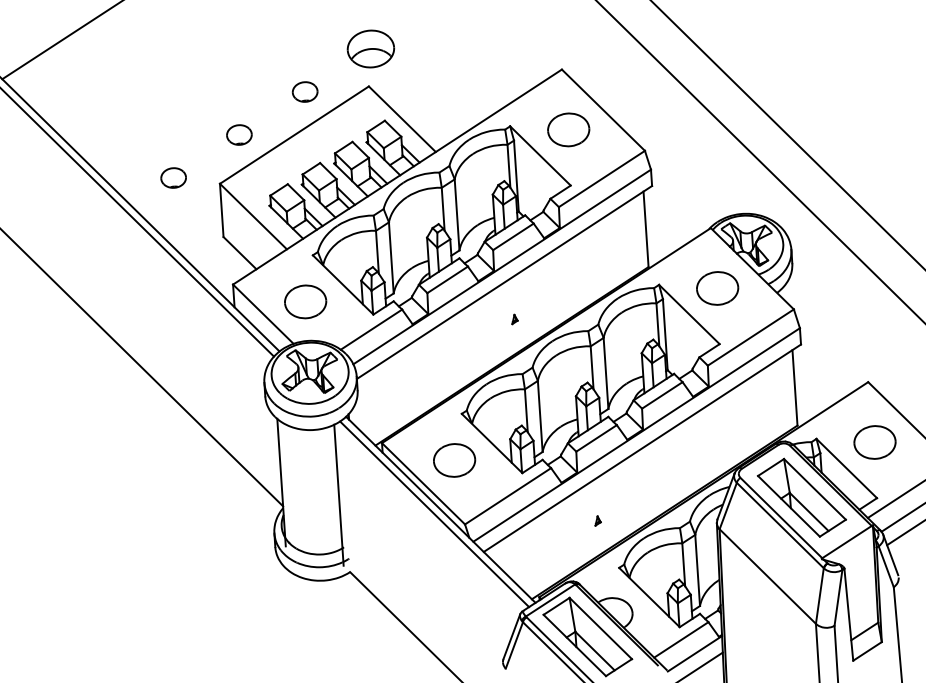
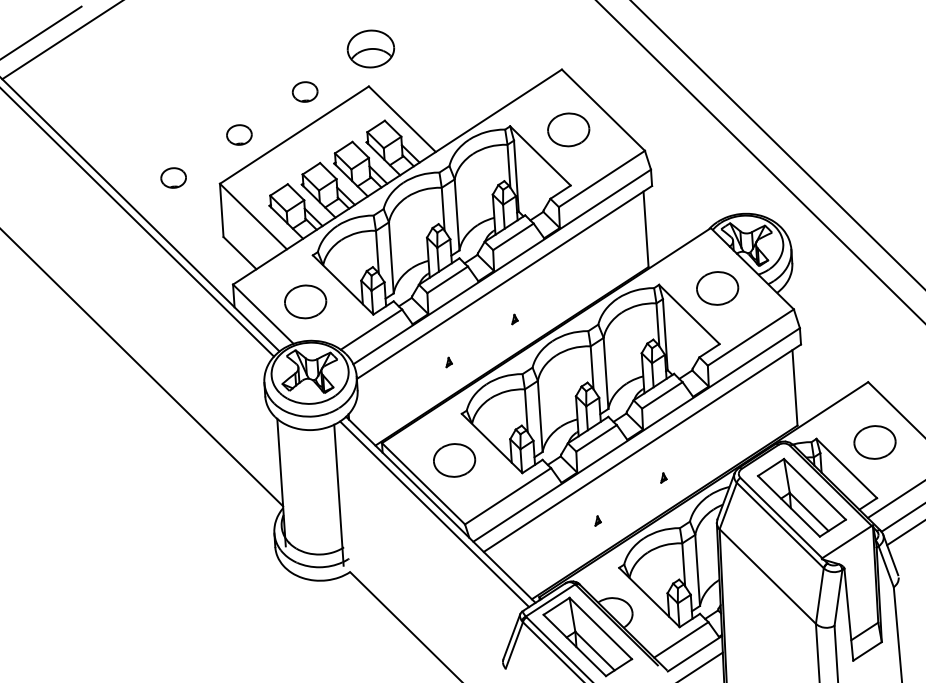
line: none -> present (41, 32)
line position: (787, 134) -> (777, 144) (777, 144)
part: none -> present (448, 362)
part: none -> present (663, 477)
